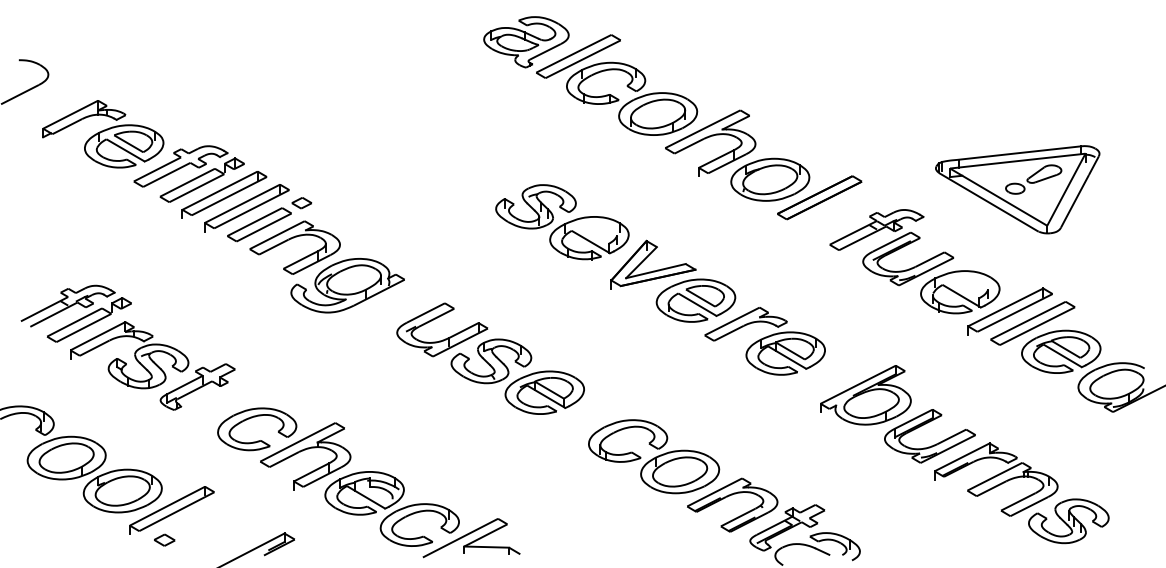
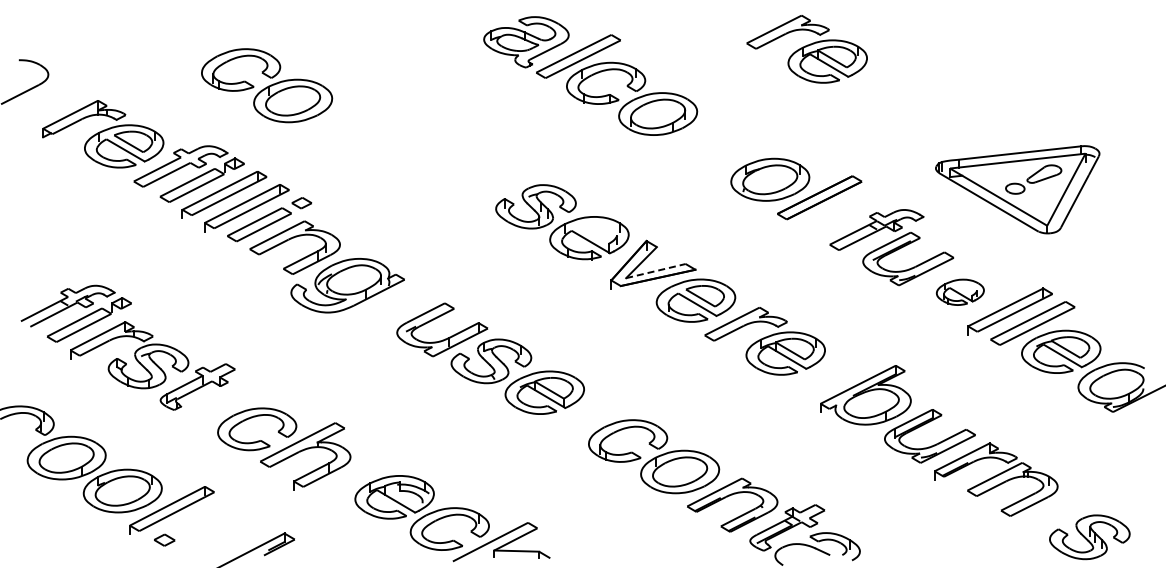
part: none -> present (806, 49)
part: none -> present (267, 85)
part: present -> none (710, 142)
line: solid -> dashed (655, 271)
part size: 81x45 px -> 50x28 px (959, 291)
part position: (422, 514) -> (452, 518) (452, 518)
part position: (1068, 521) -> (1089, 537) (1089, 537)
